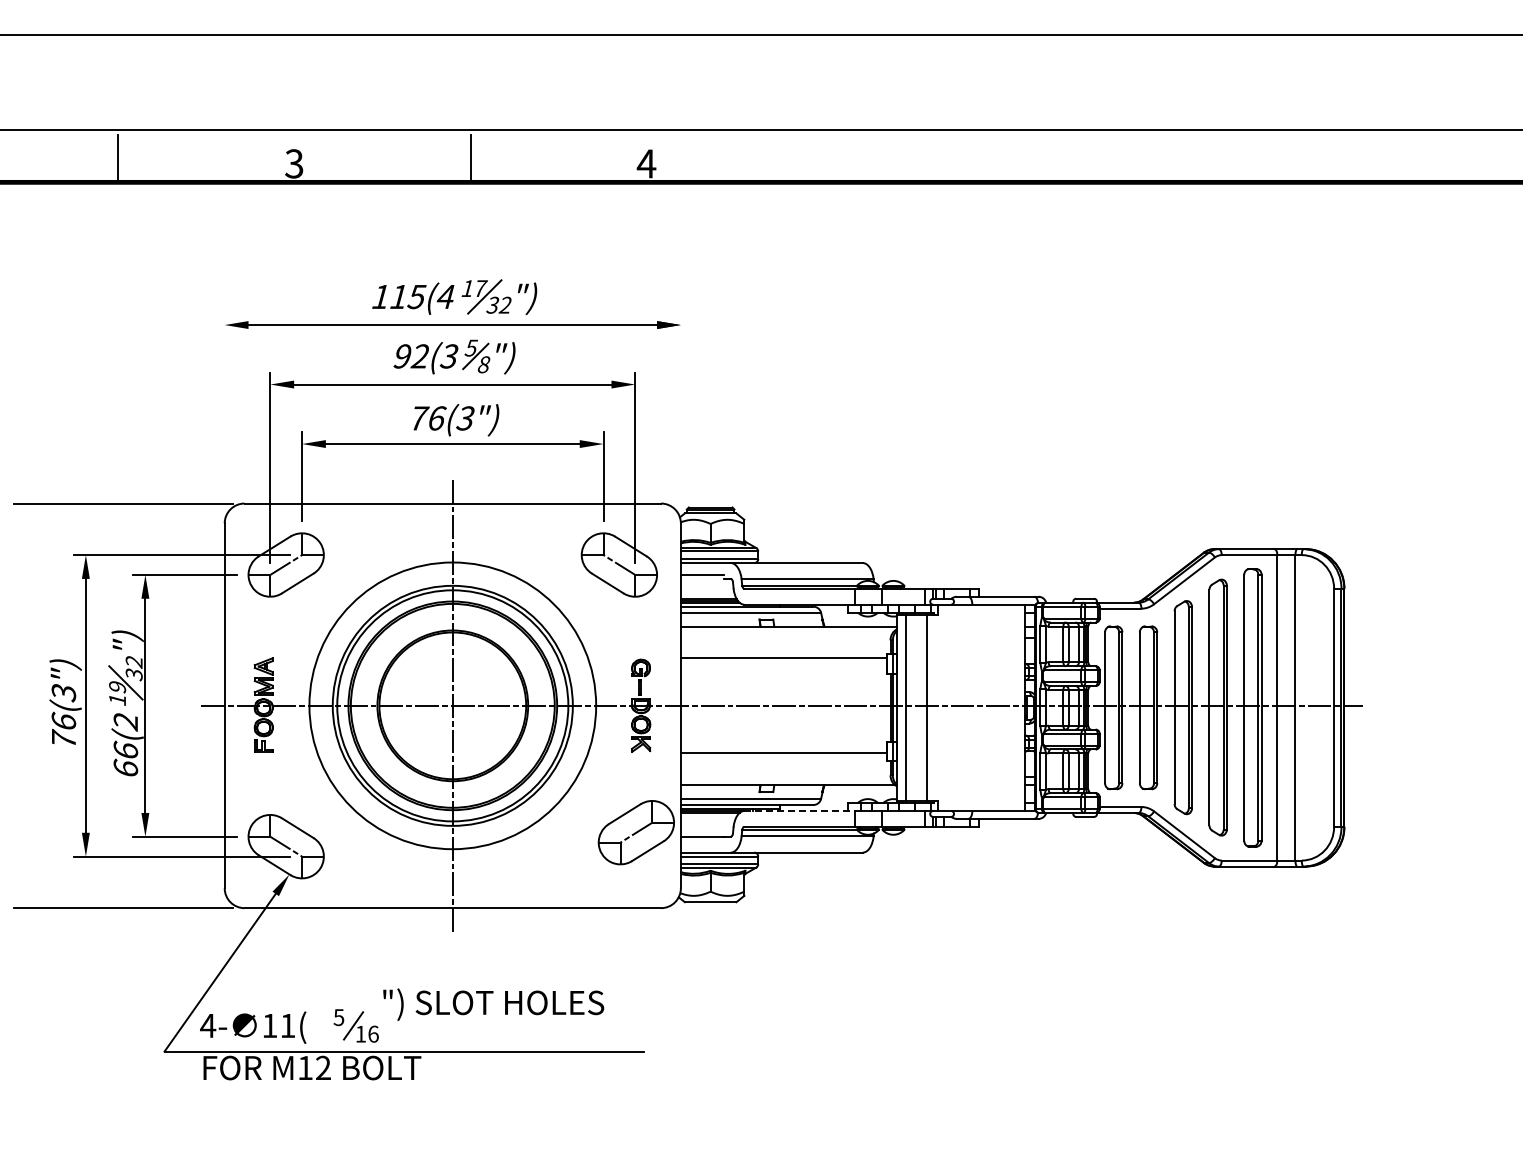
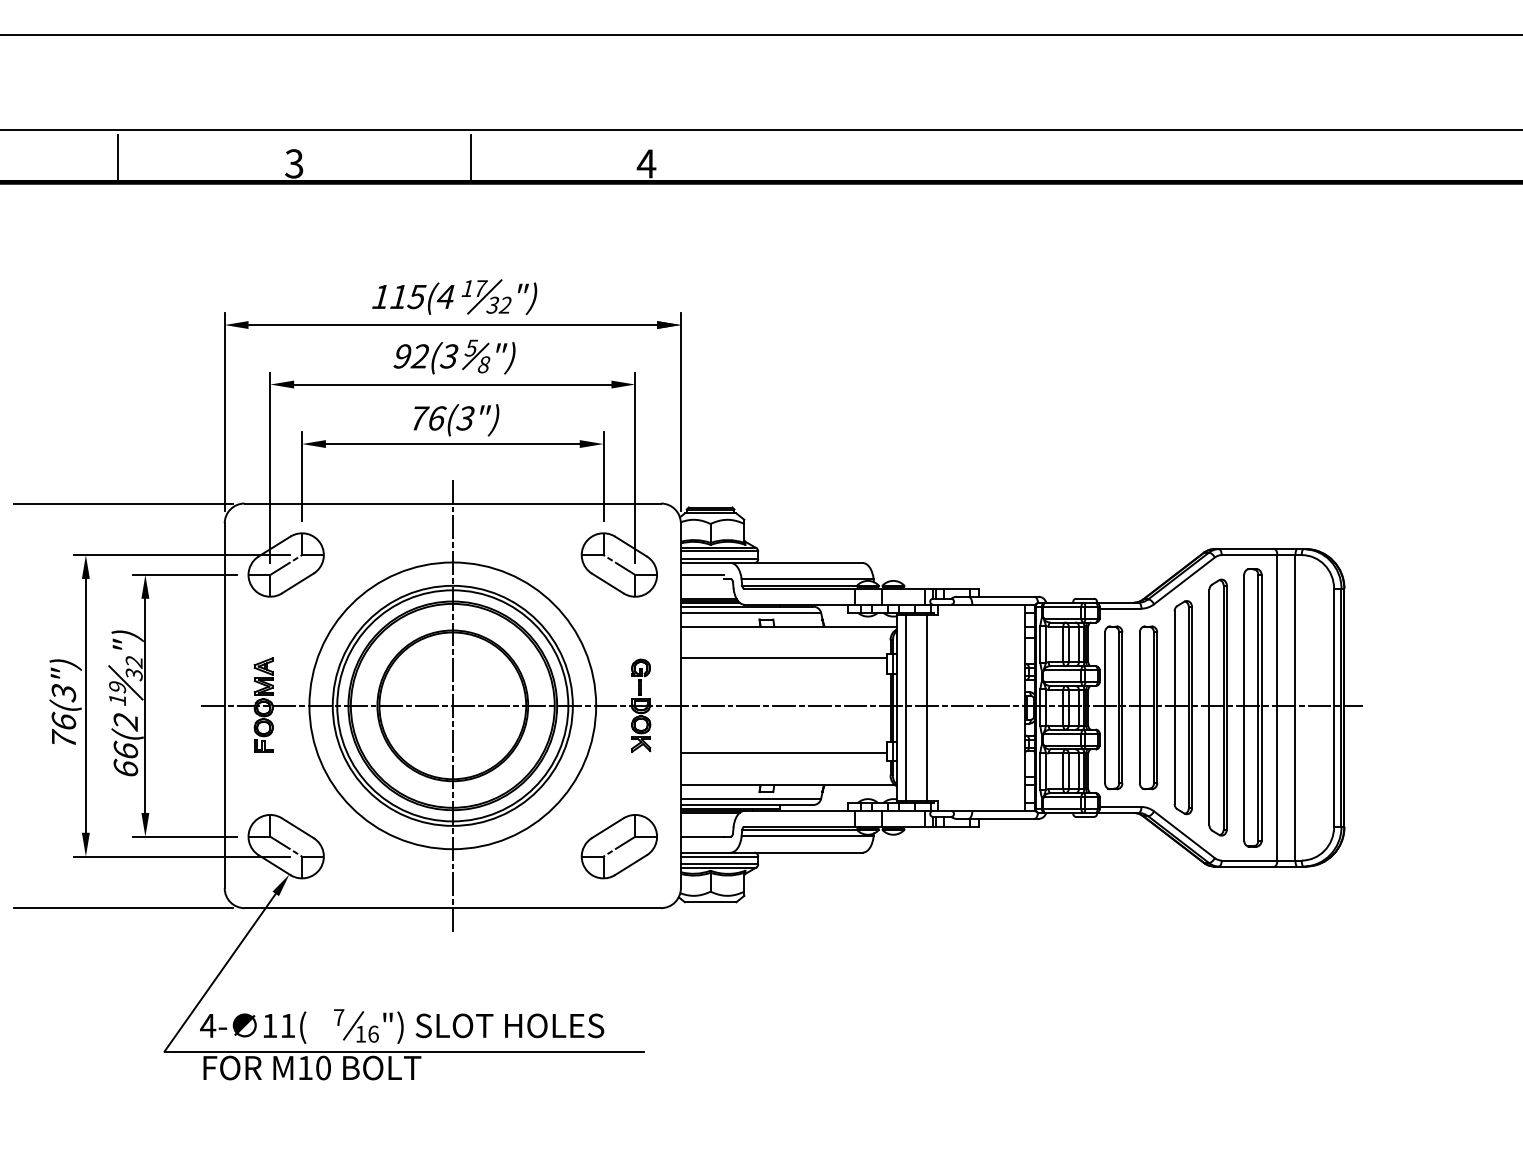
line: none -> present (224, 412)
line: none -> present (680, 412)
line: dashed -> solid (800, 810)
part position: (635, 832) -> (618, 846) (618, 846)
text position: (493, 1004) -> (493, 1027) (493, 1027)
text: 5 -> 7 (338, 1017)
text: M12 -> M10 (323, 1067)
